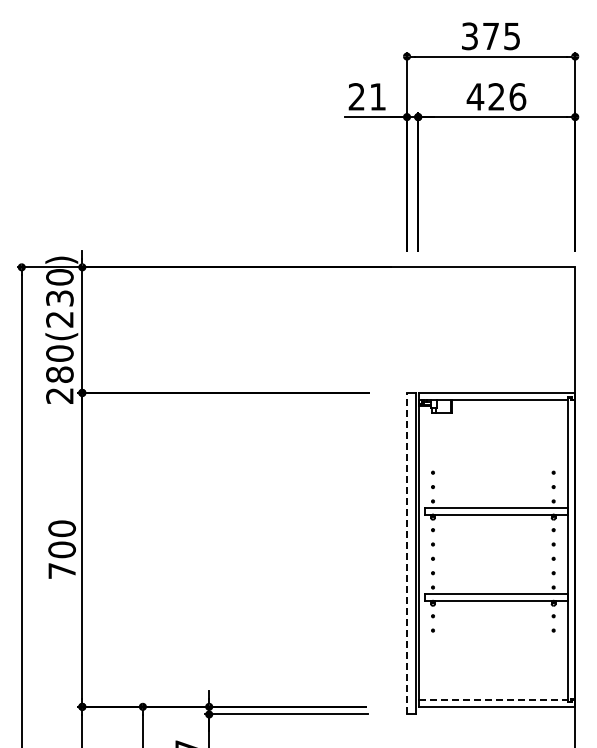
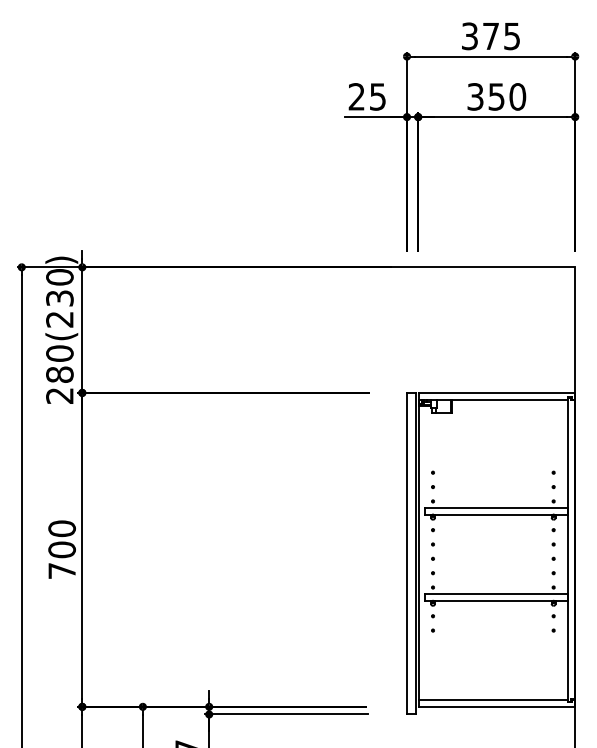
text: 21 -> 25 (377, 96)
text: 426 -> 350 (496, 96)
line: dashed -> solid (407, 553)
line: dashed -> solid (493, 699)
